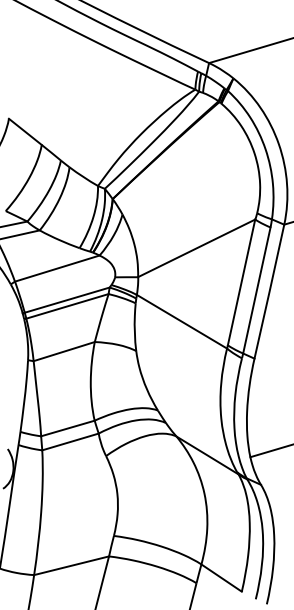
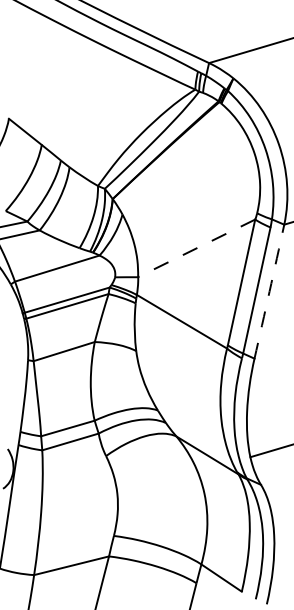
line: solid -> dashed (196, 248)
arc: solid -> dashed (269, 291)
